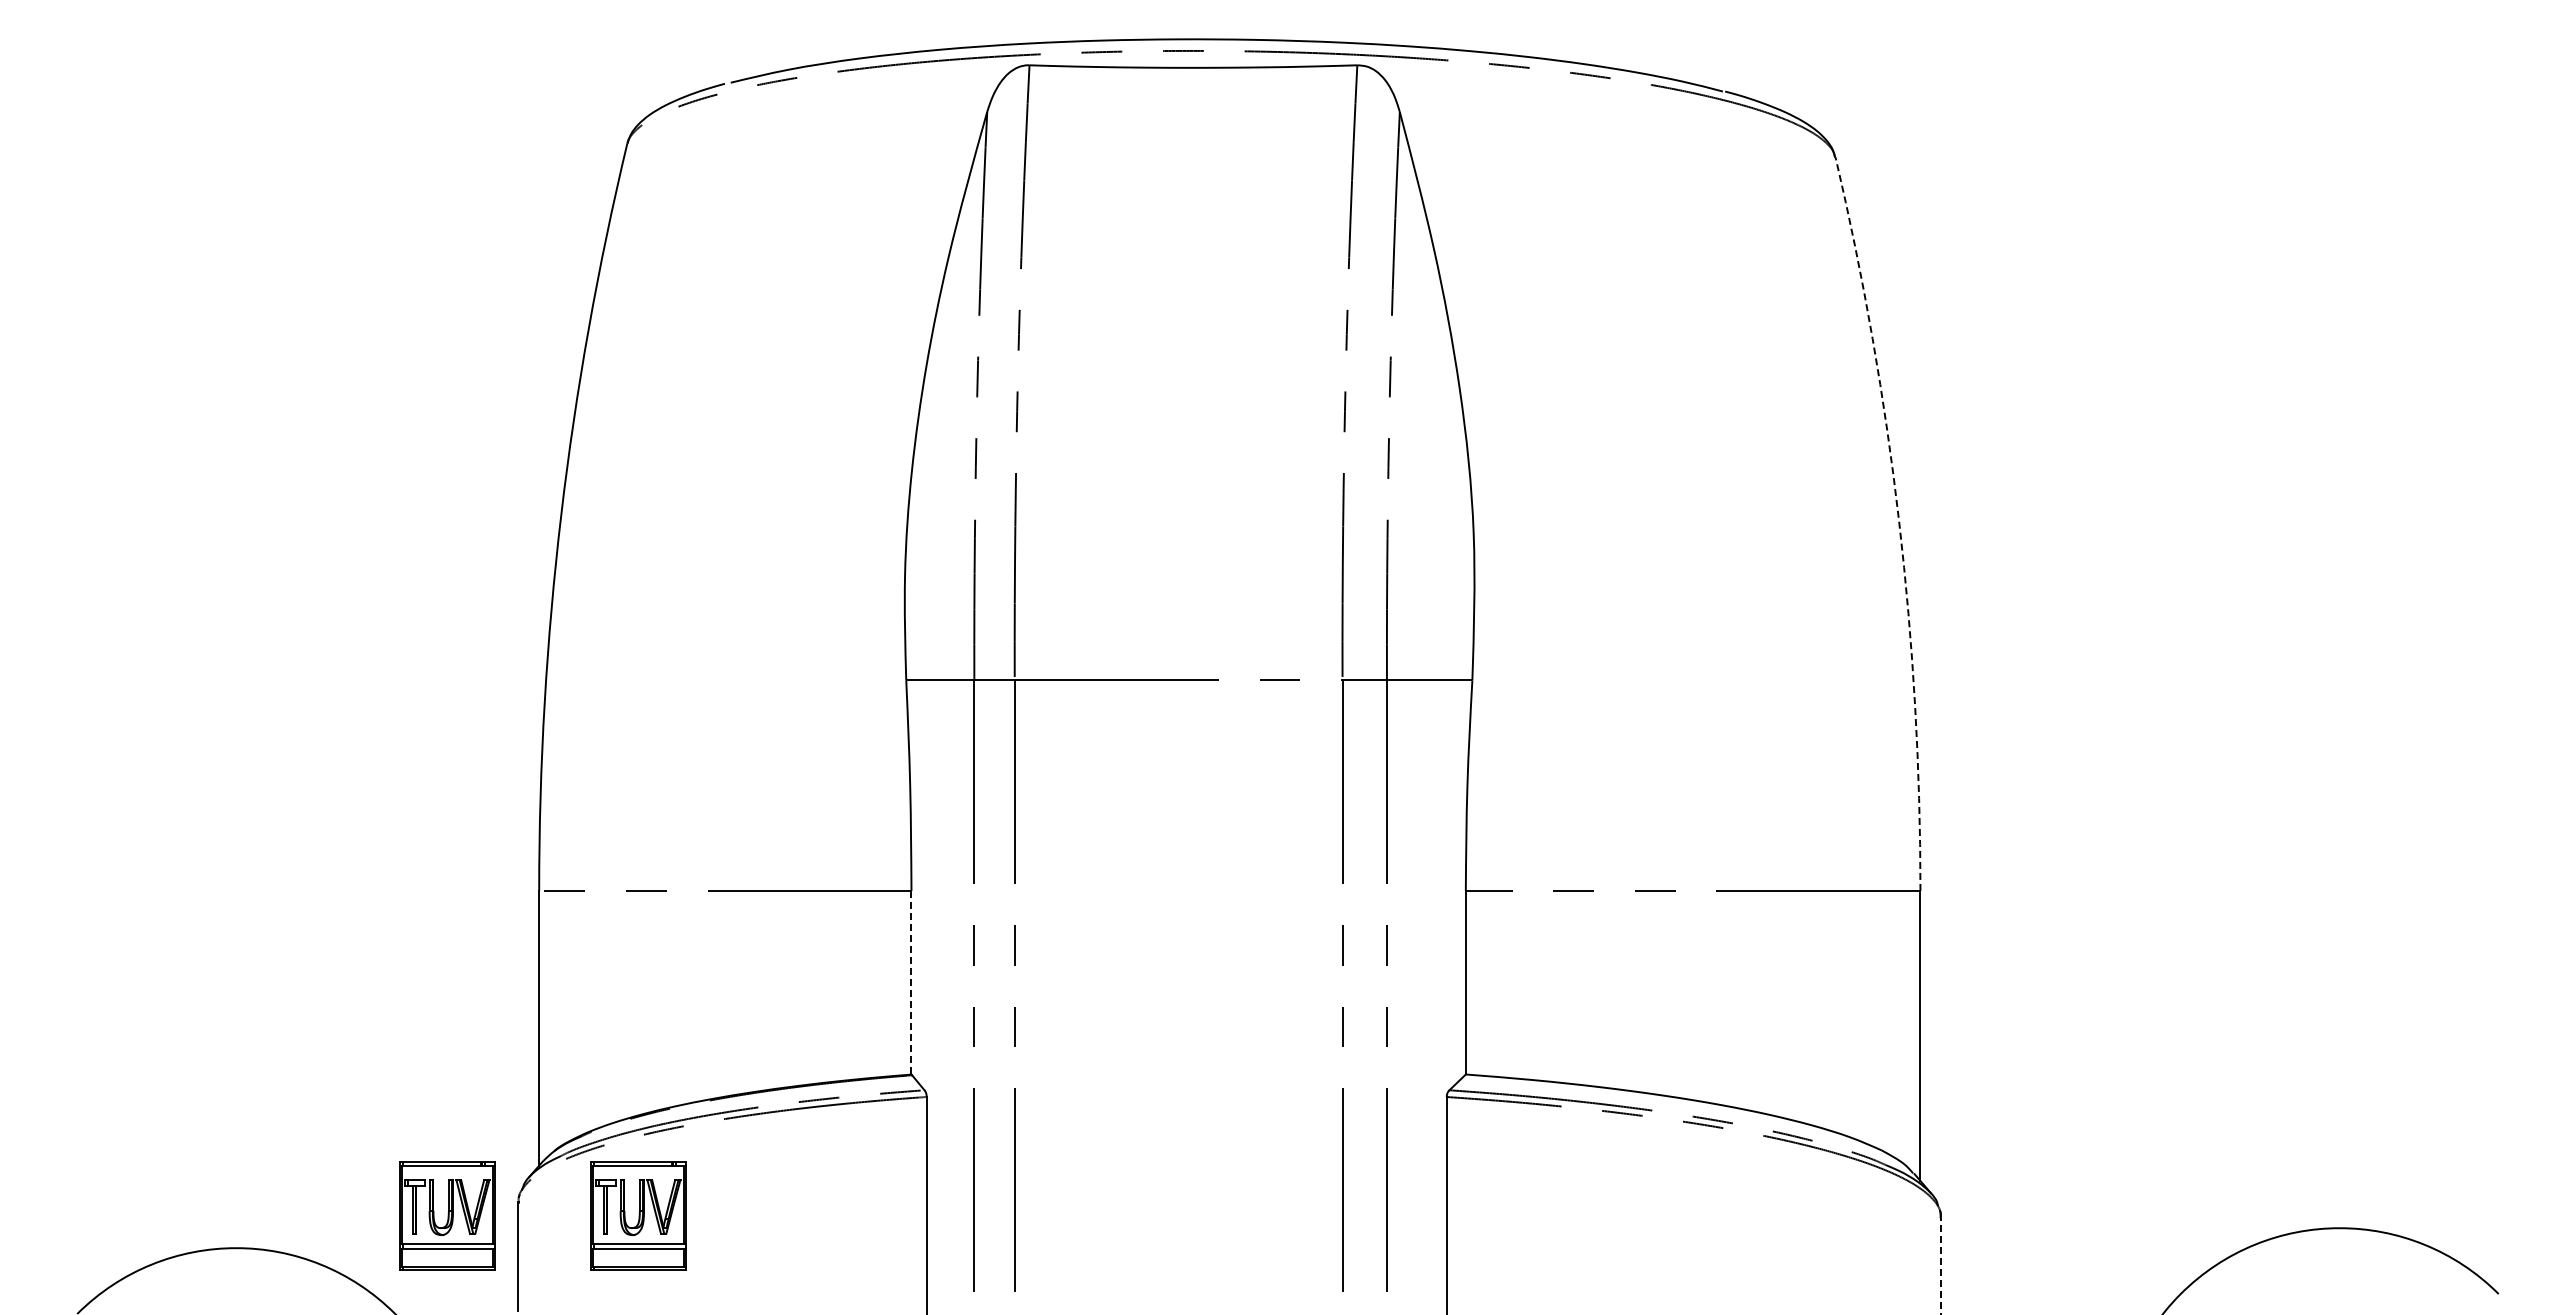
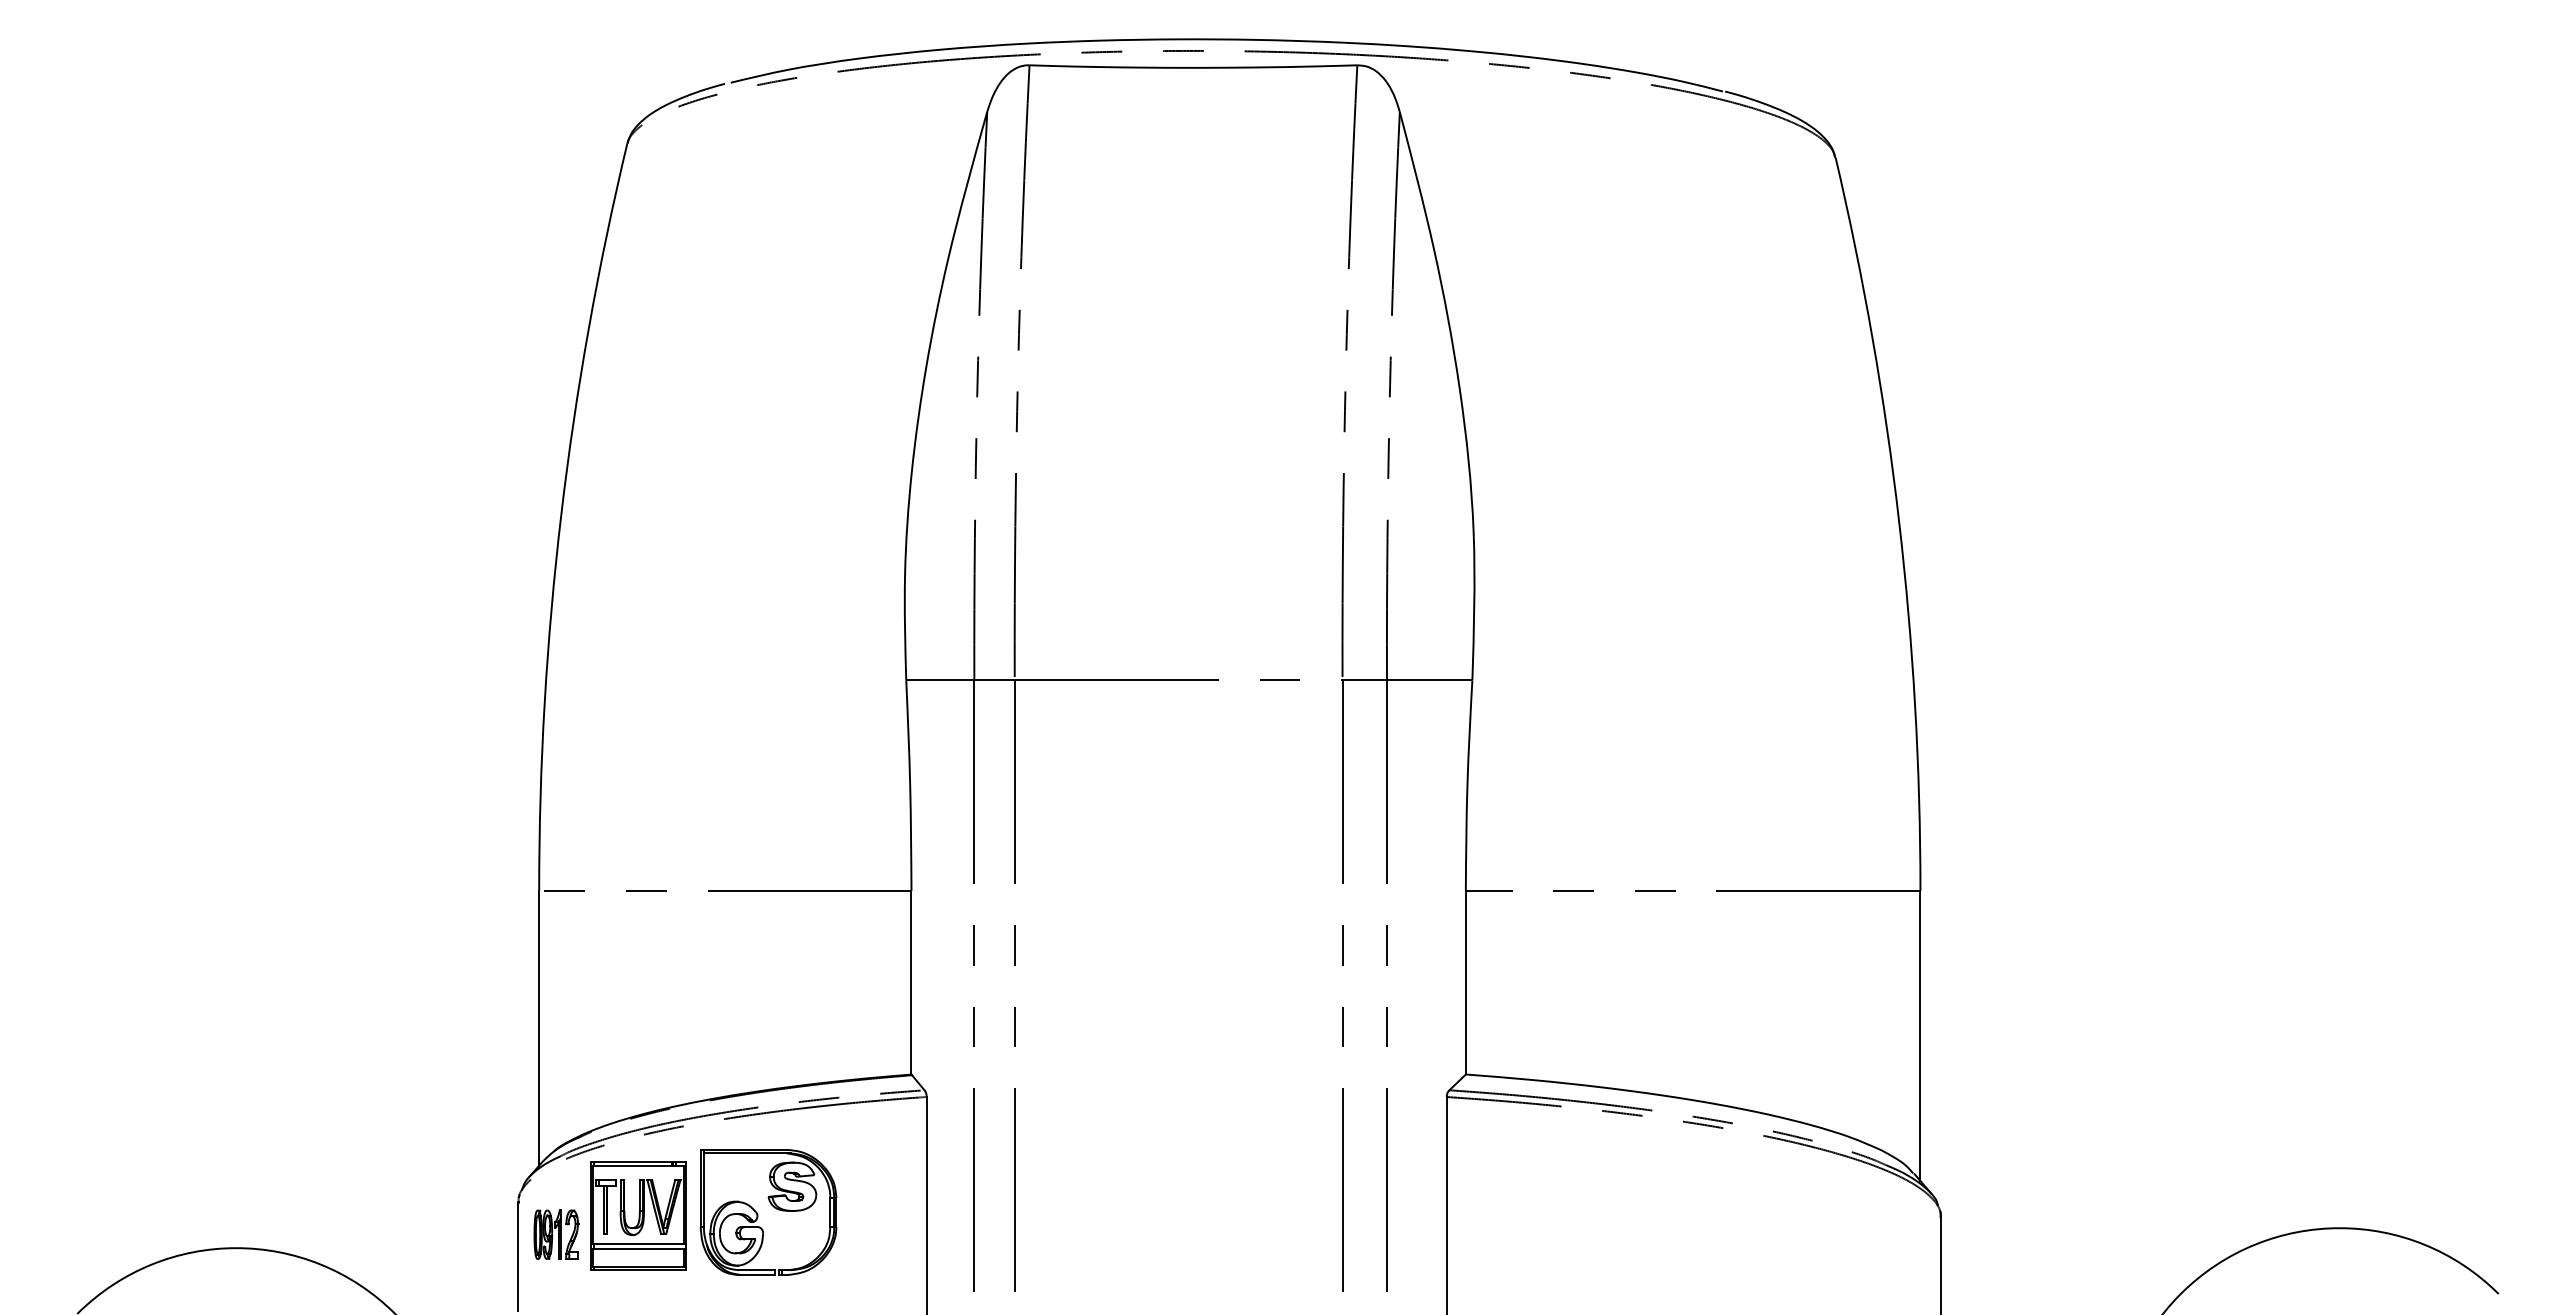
arc: dashed -> solid (1899, 521)
line: dashed -> solid (911, 982)
part: none -> present (773, 1207)
part: present -> none (447, 1215)
part: none -> present (556, 1234)
line: dashed -> solid (1941, 1265)
